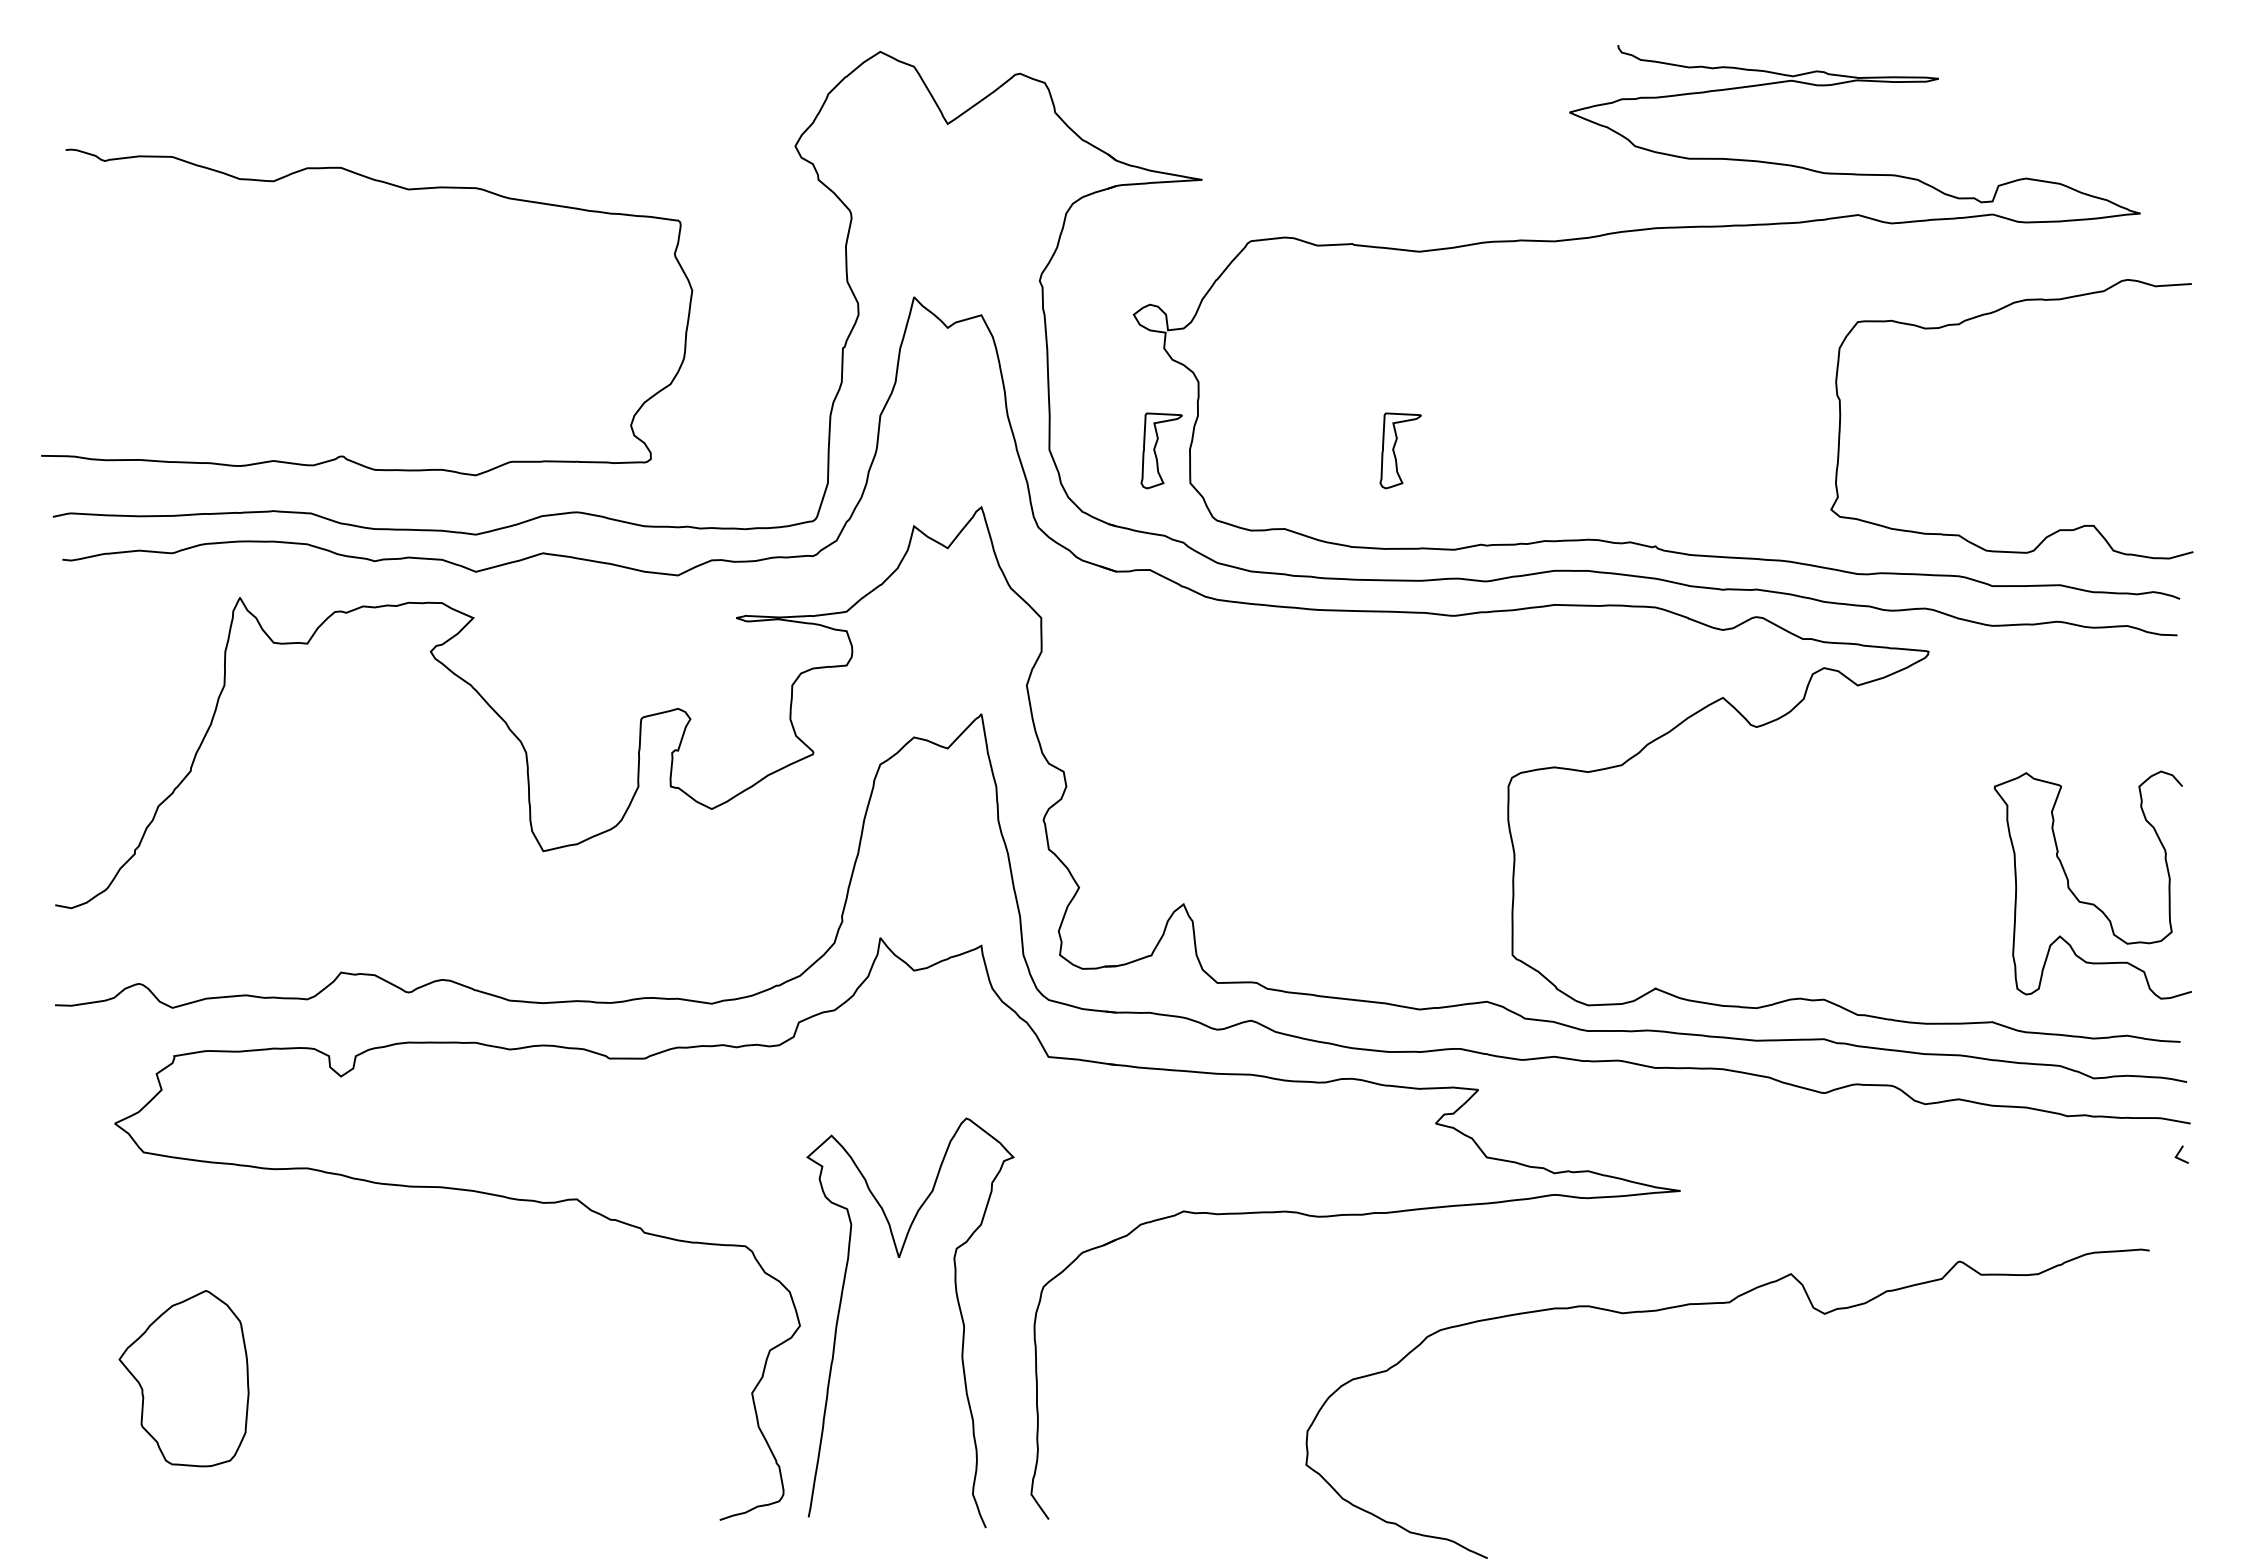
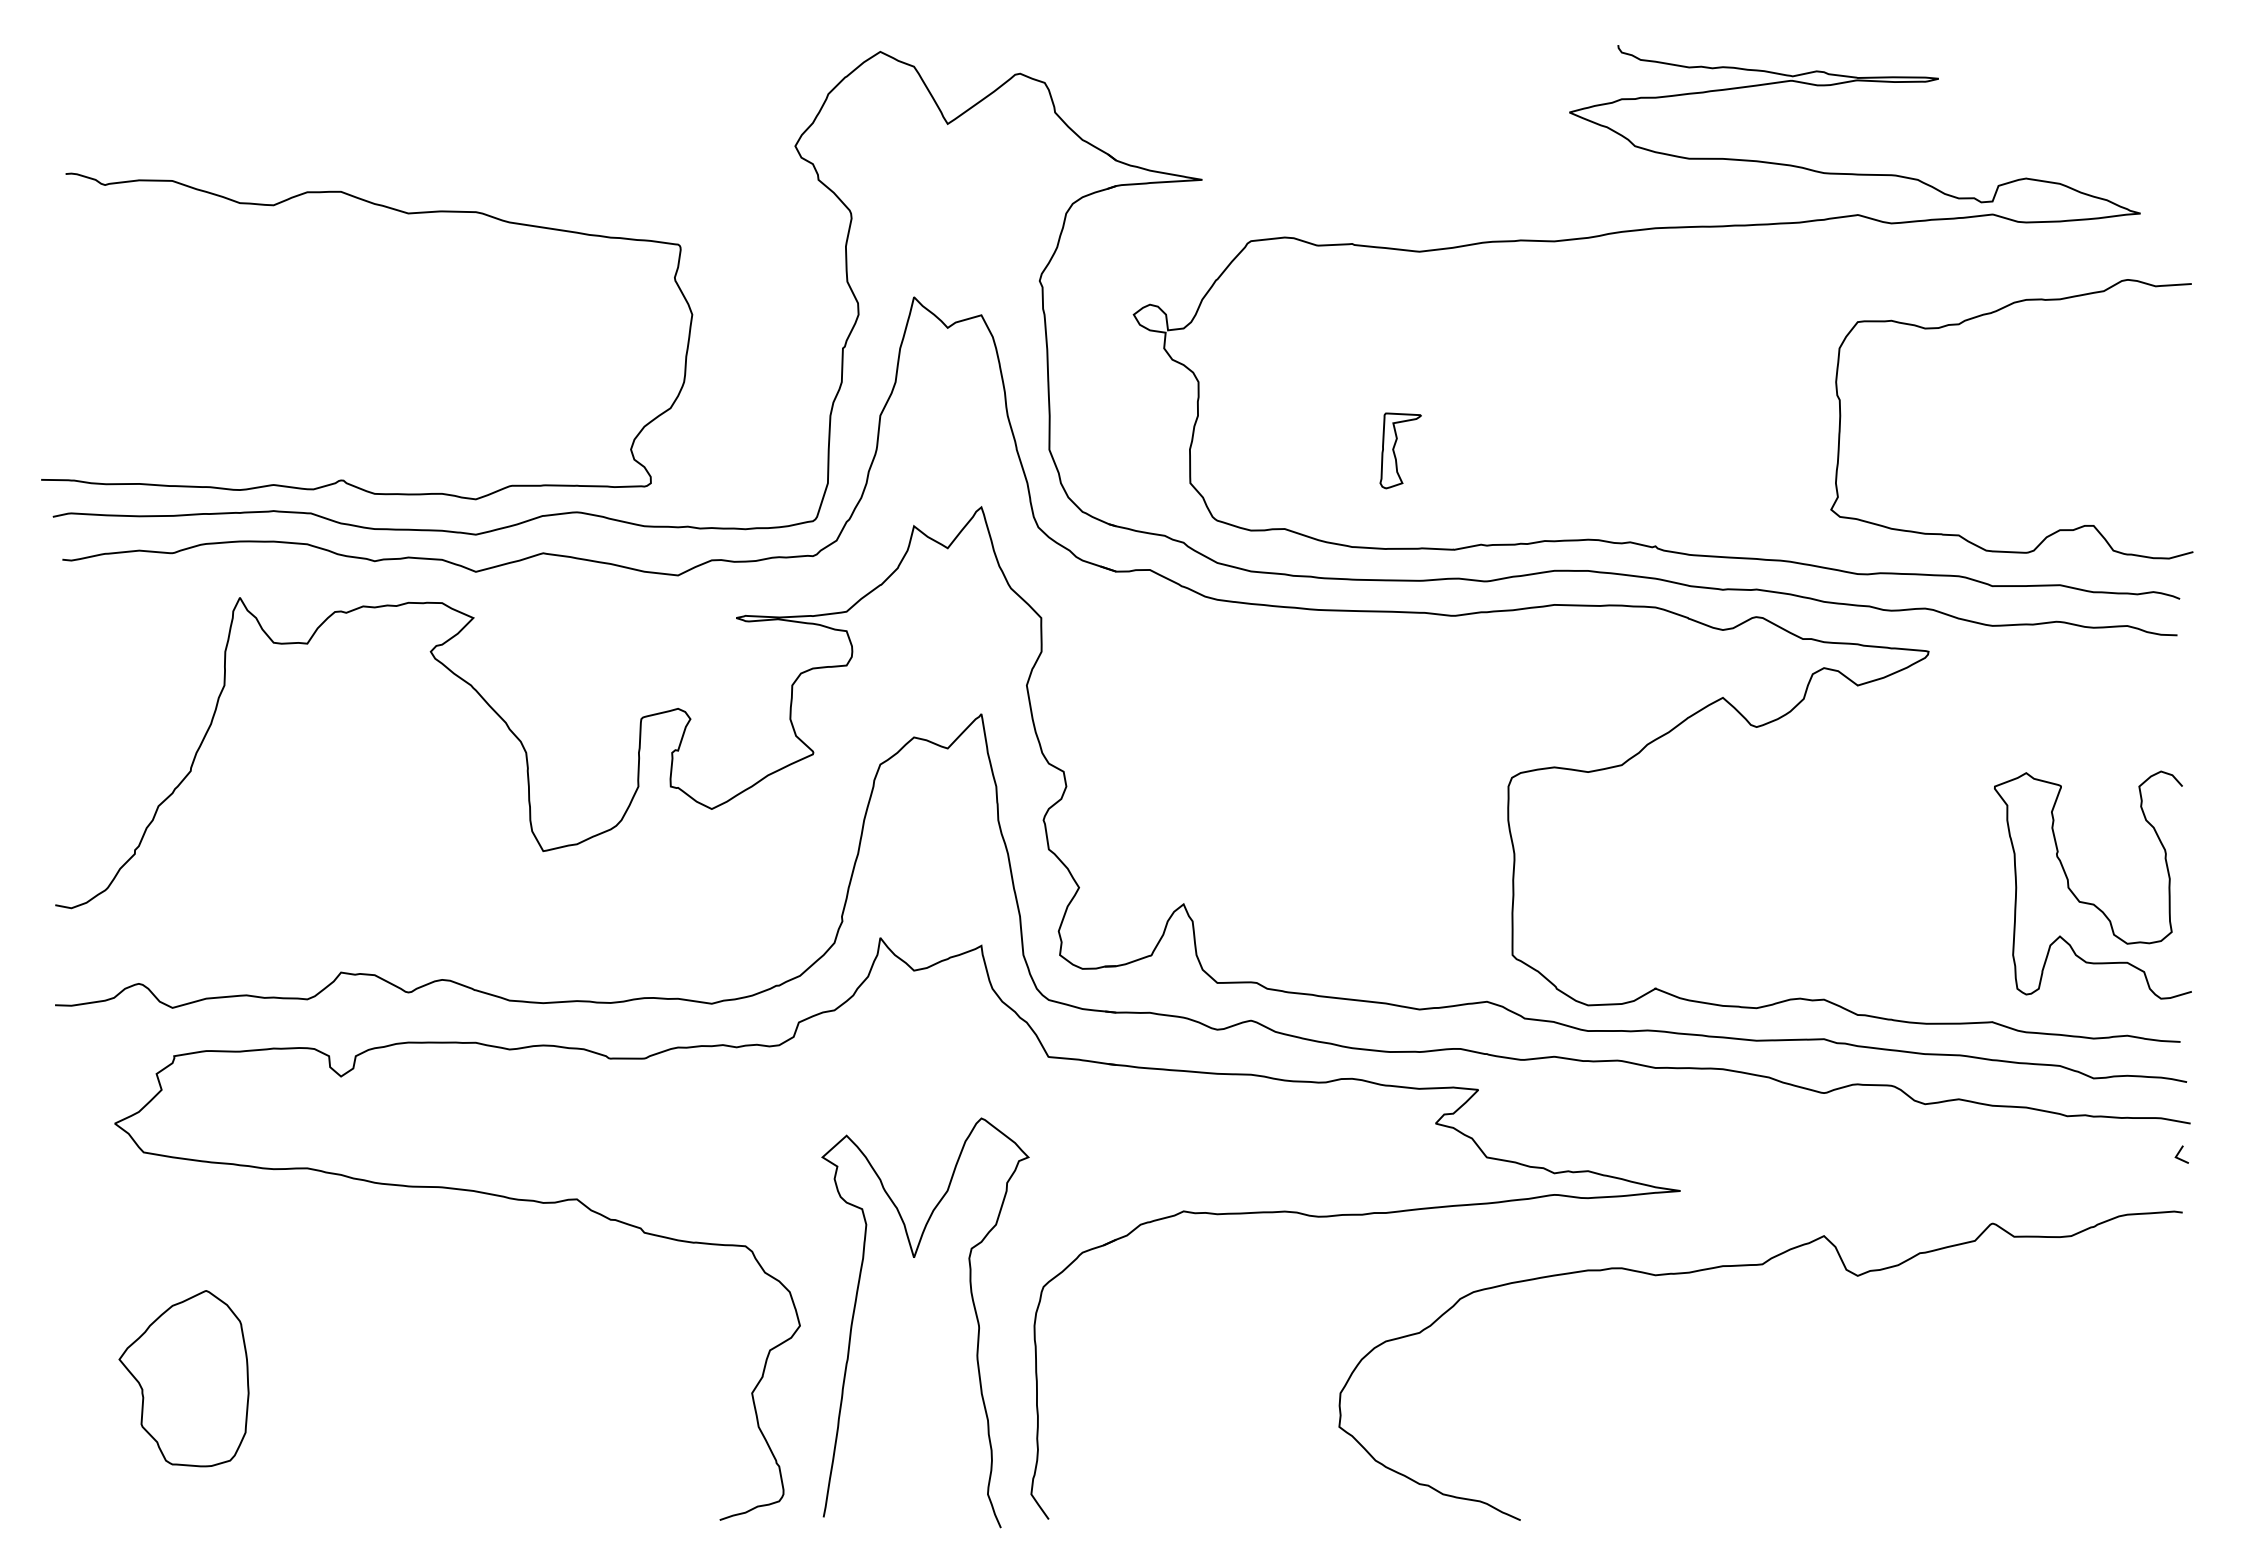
curve position: (400, 188) -> (400, 212) (400, 212)
part: present -> none (1161, 450)
curve position: (1714, 1304) -> (1747, 1266) (1747, 1266)
curve position: (959, 1311) -> (974, 1311) (974, 1311)
